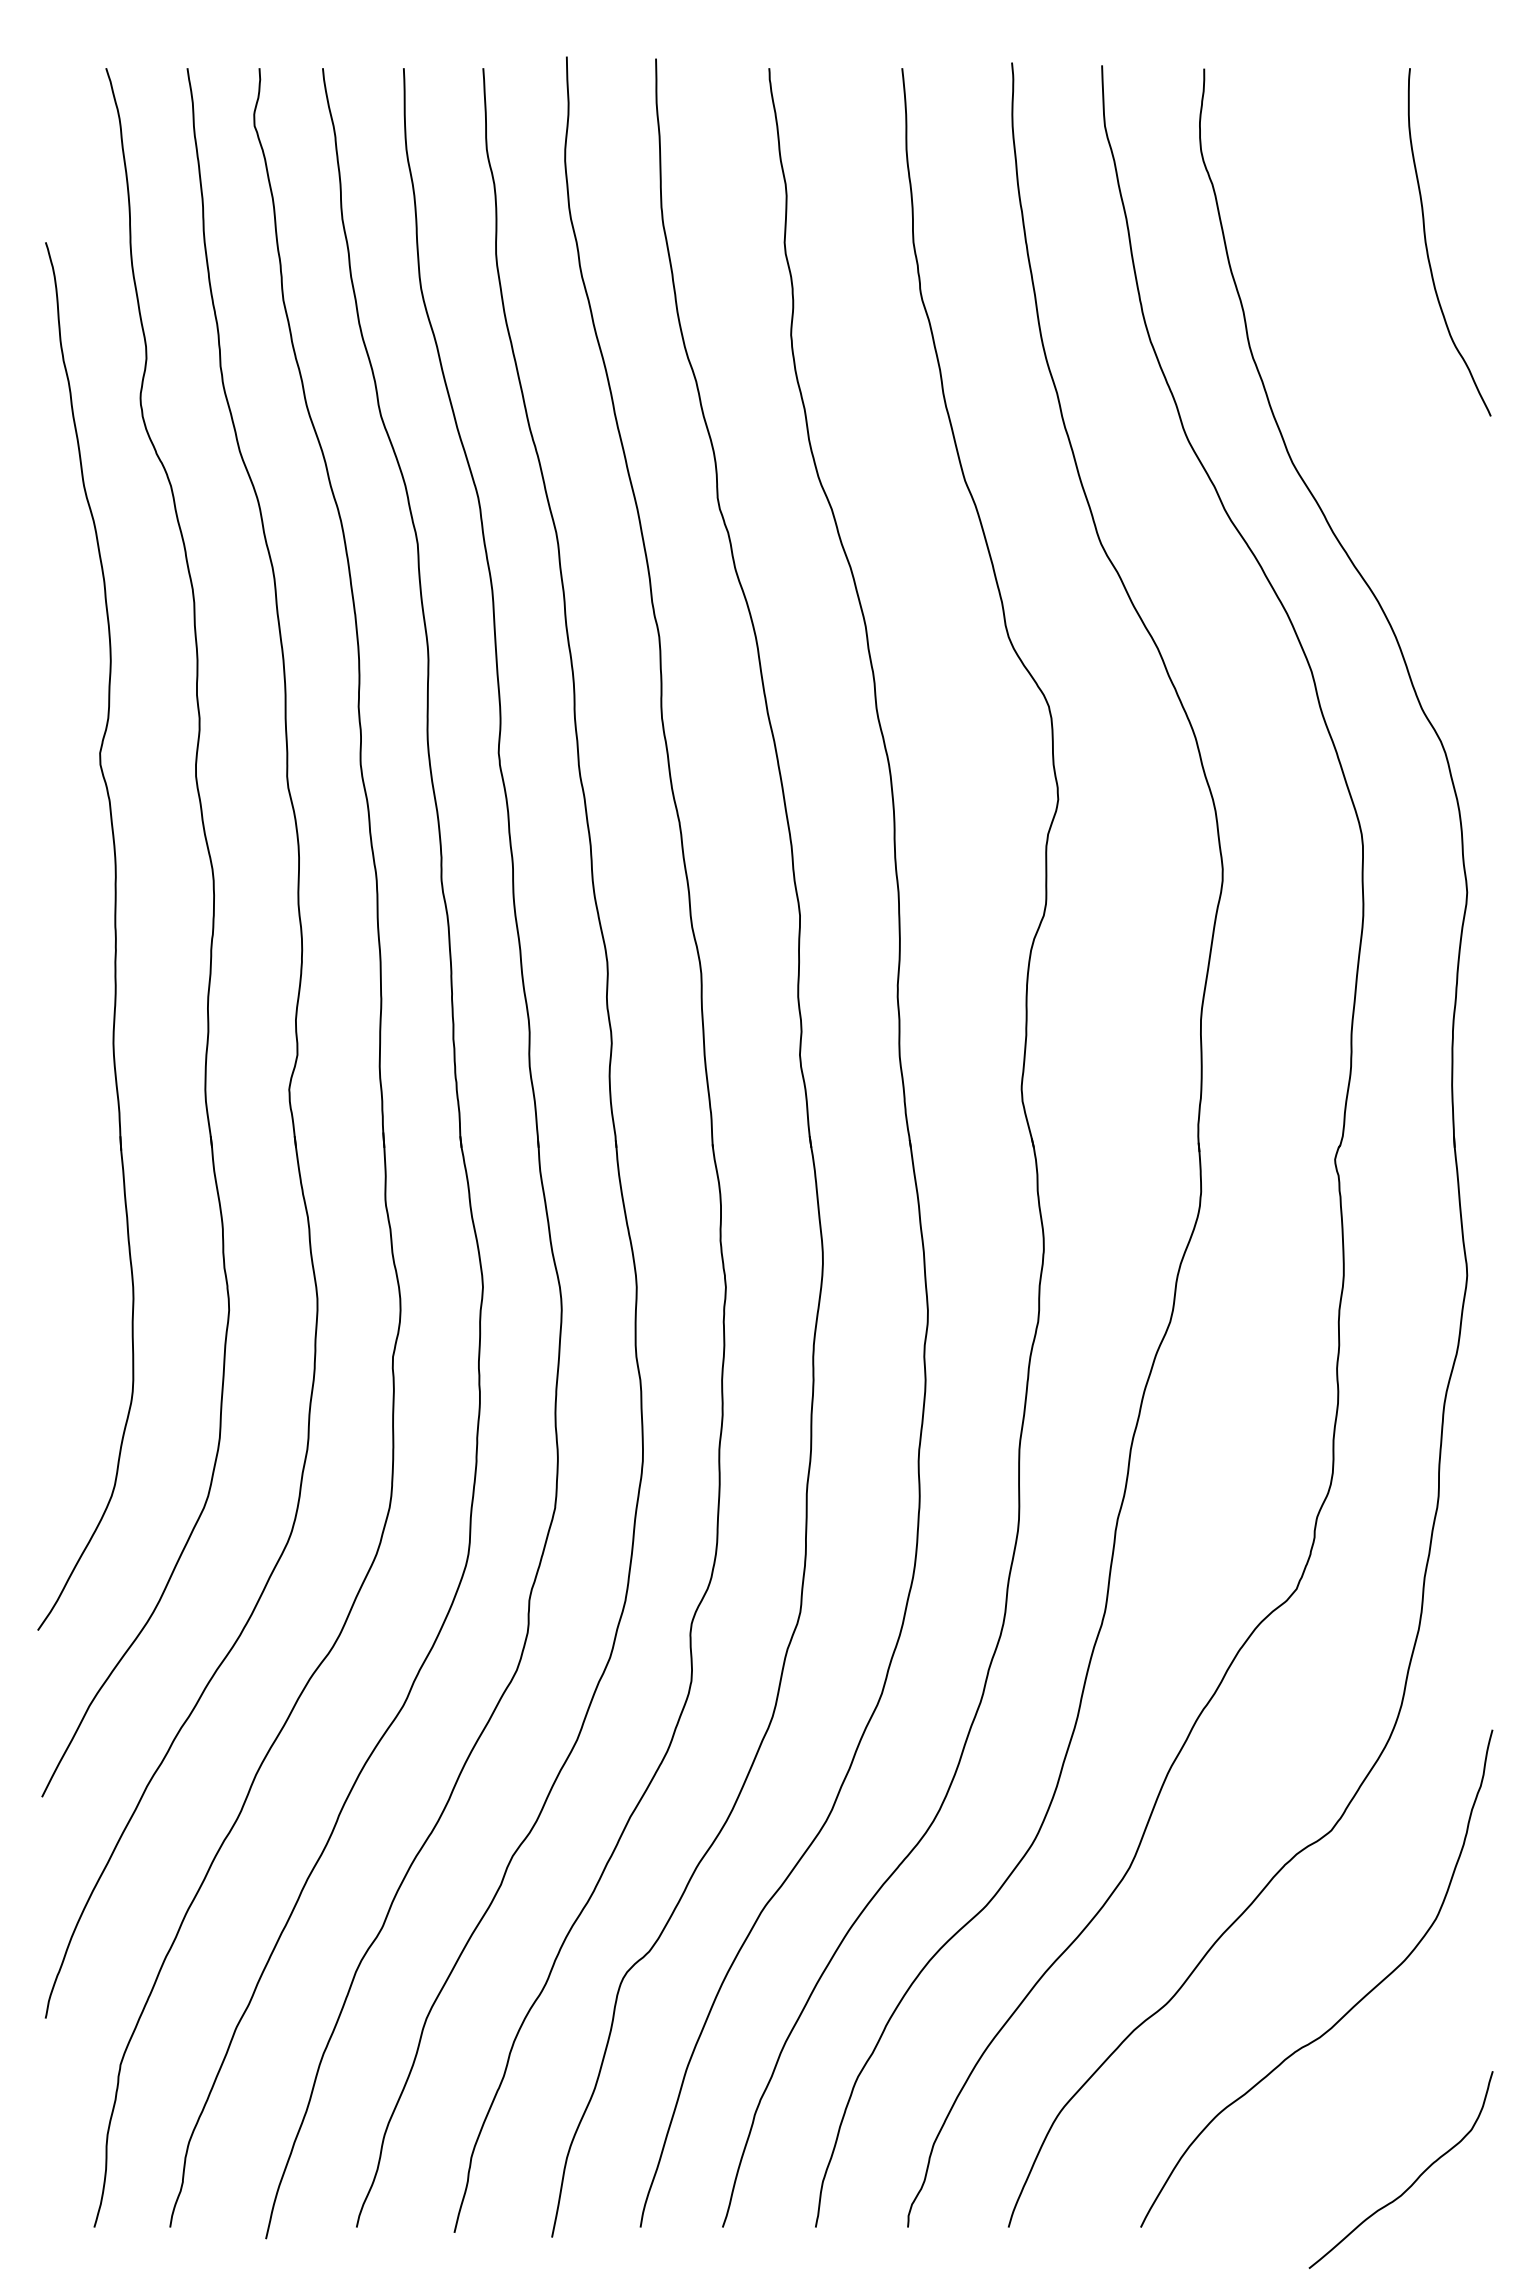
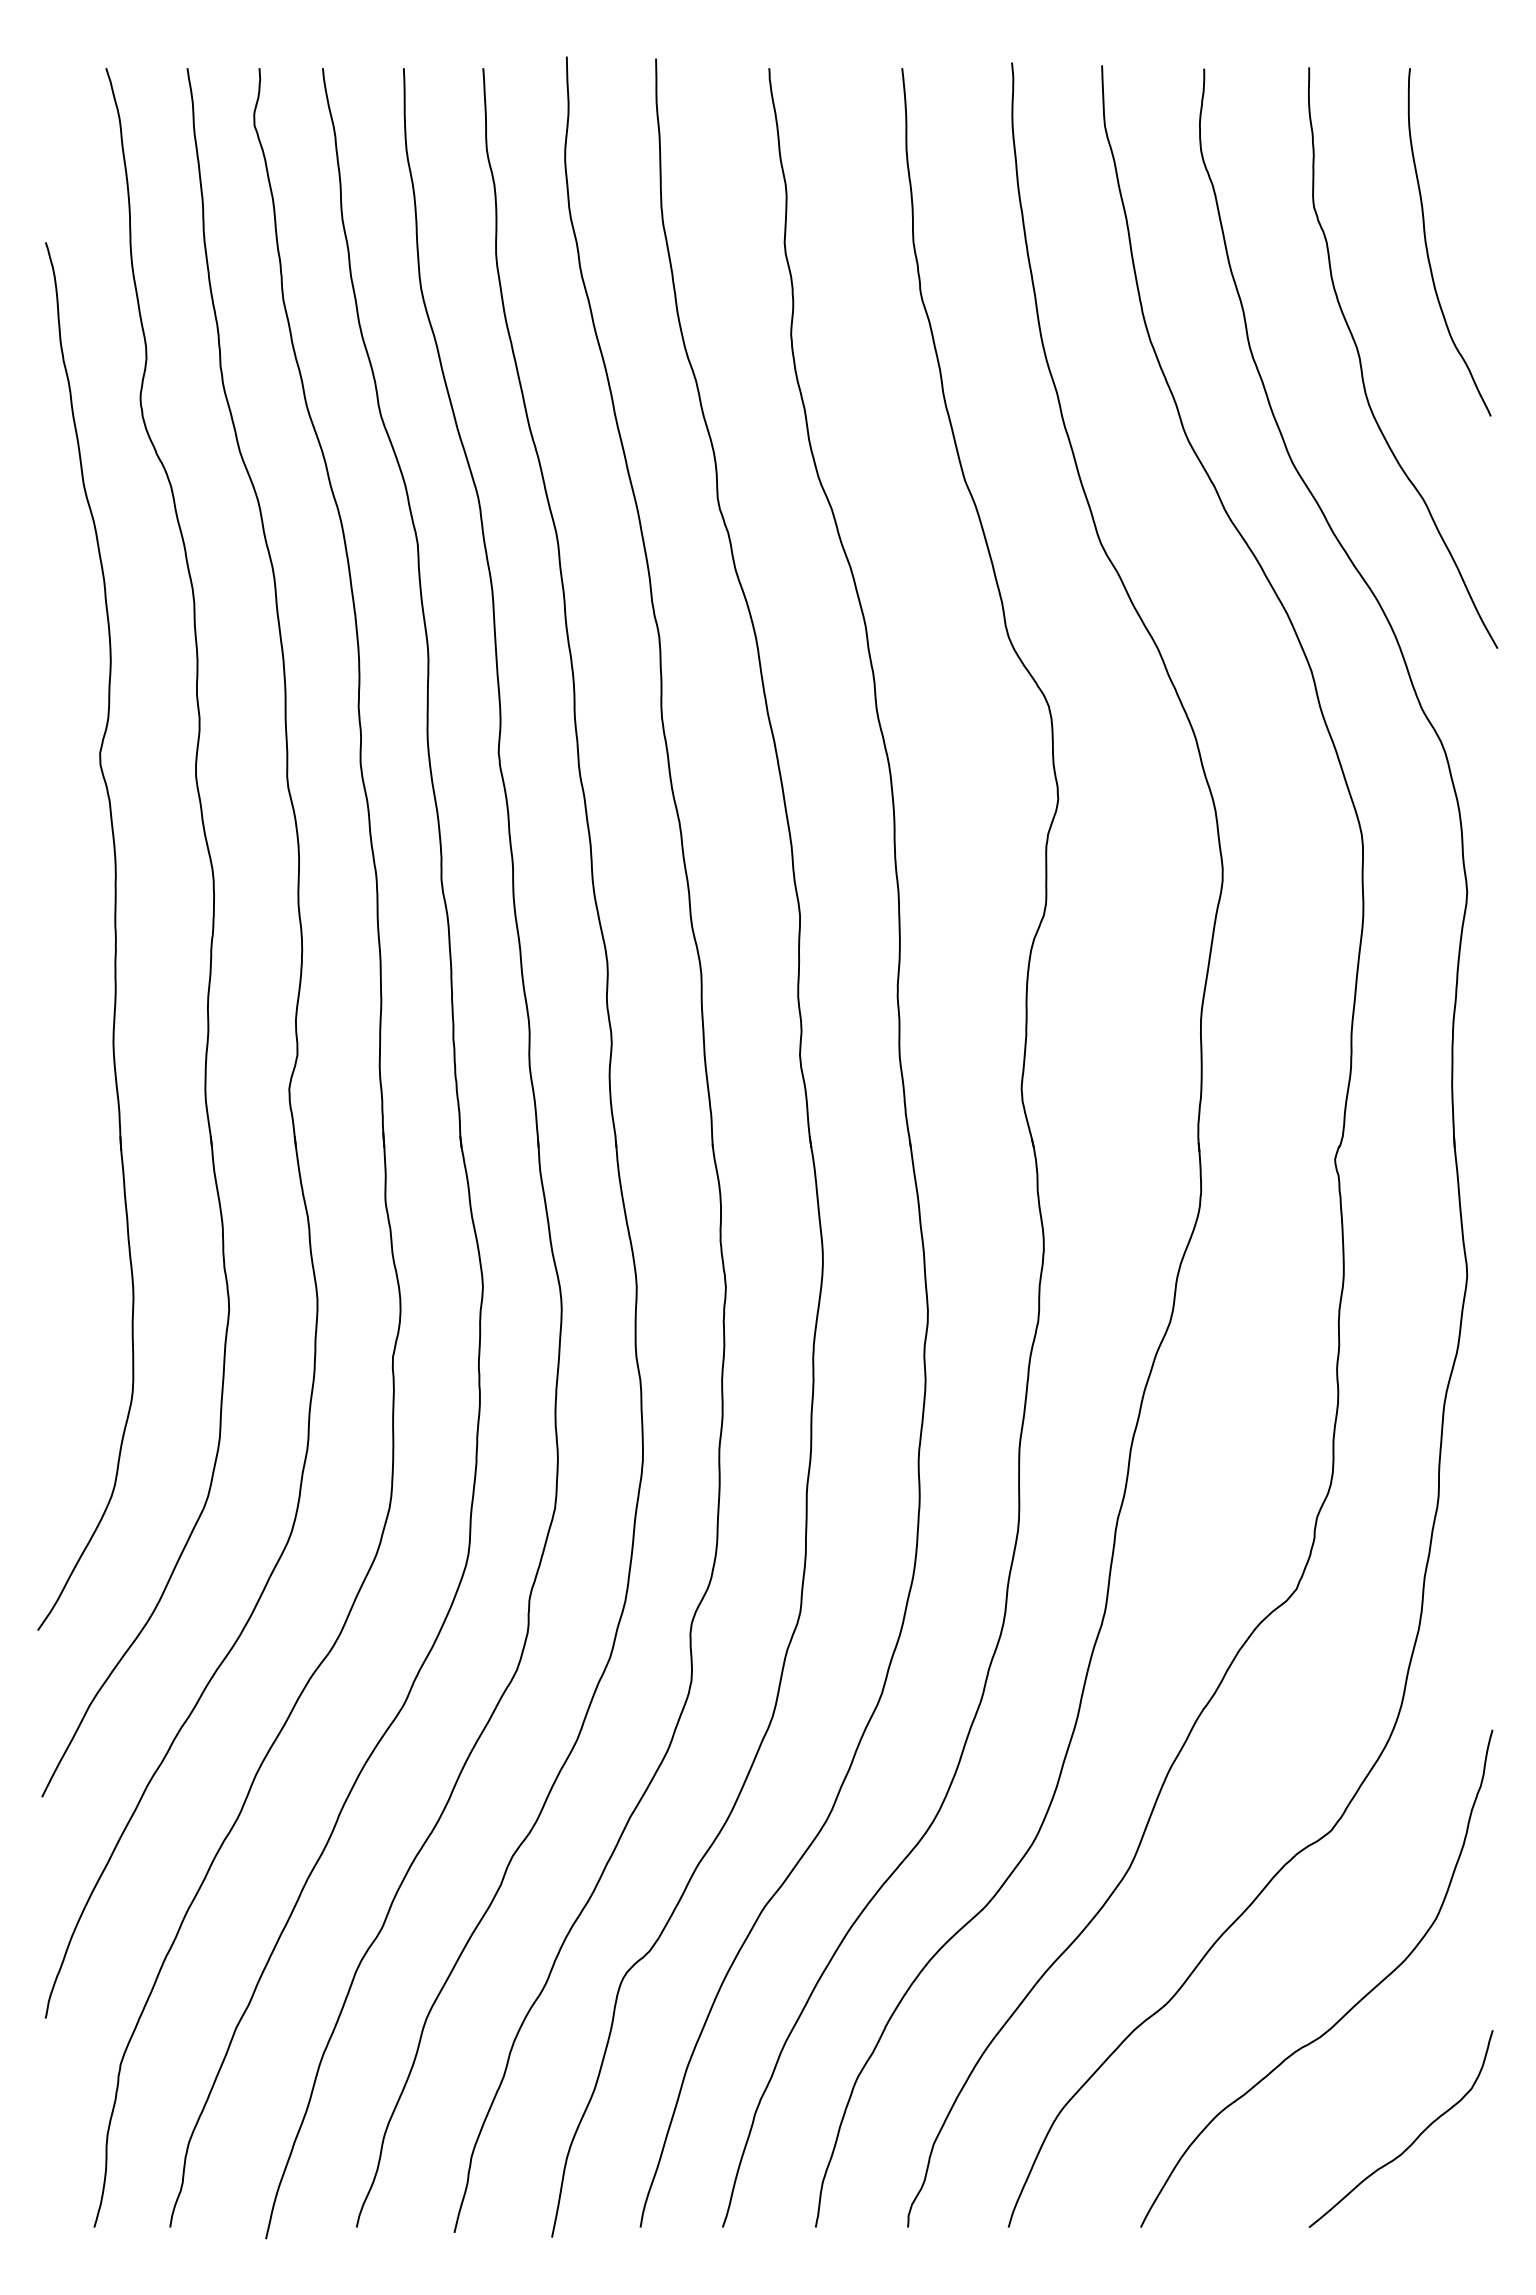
curve: none -> present (1361, 361)
curve position: (1414, 2180) -> (1414, 2139) (1414, 2139)
